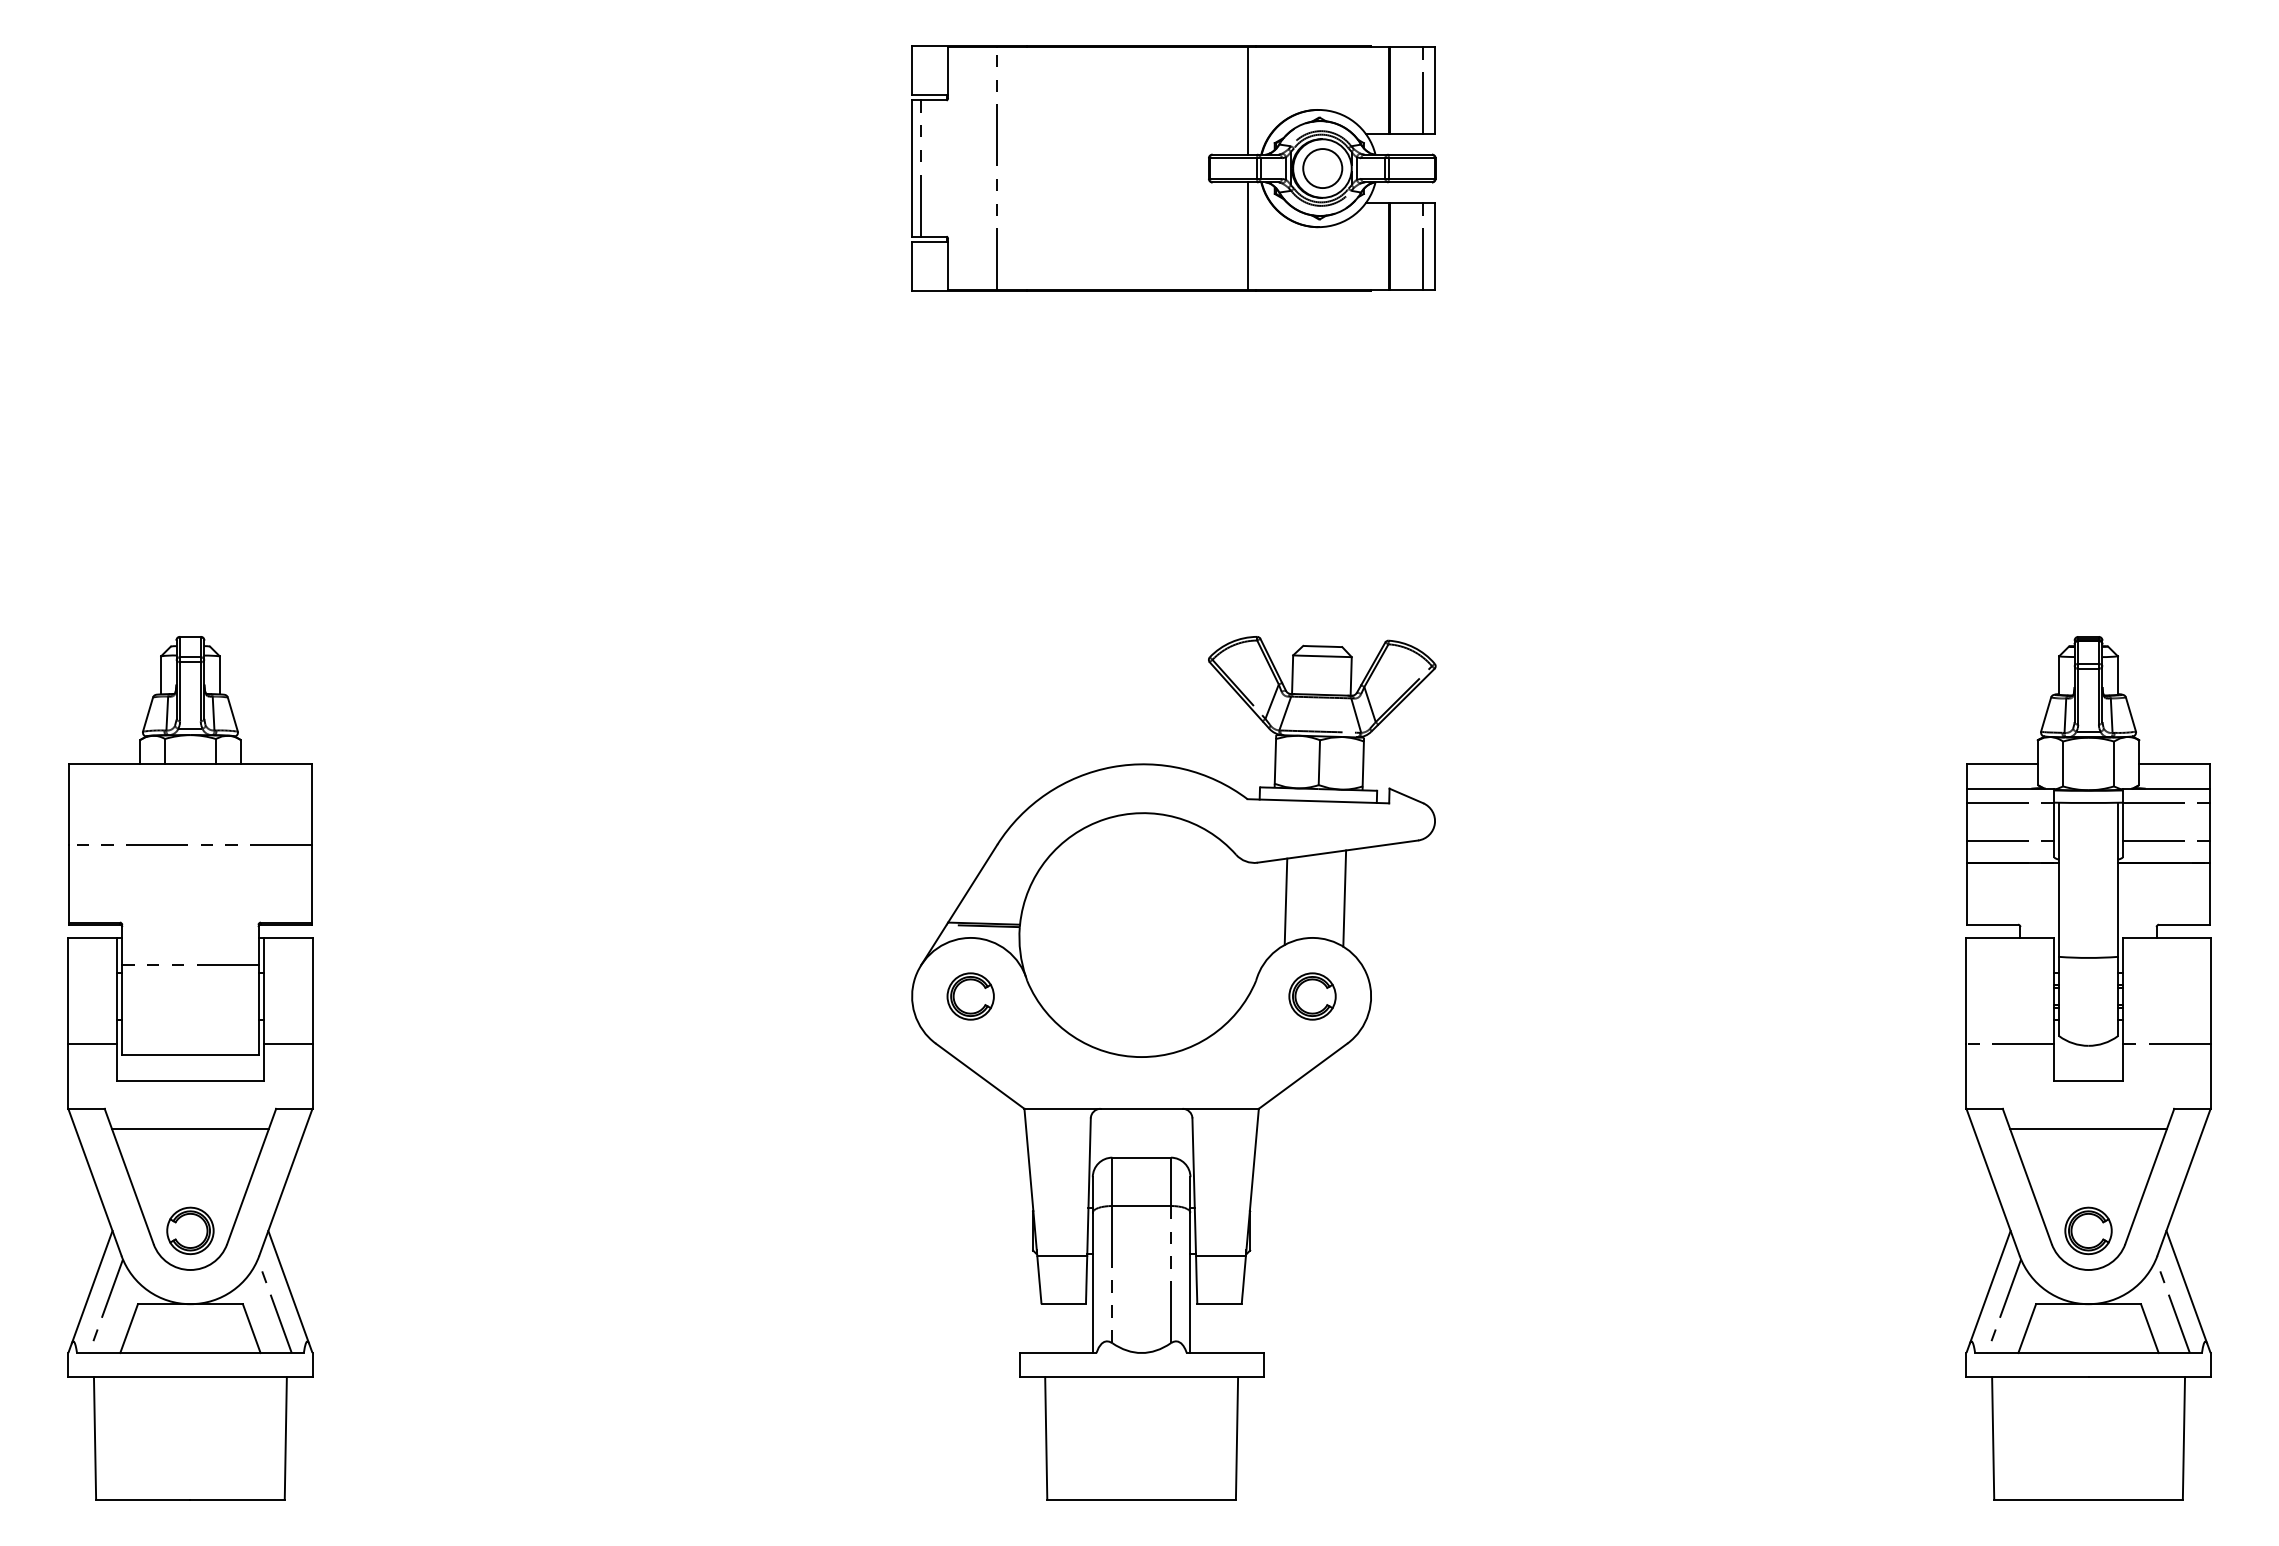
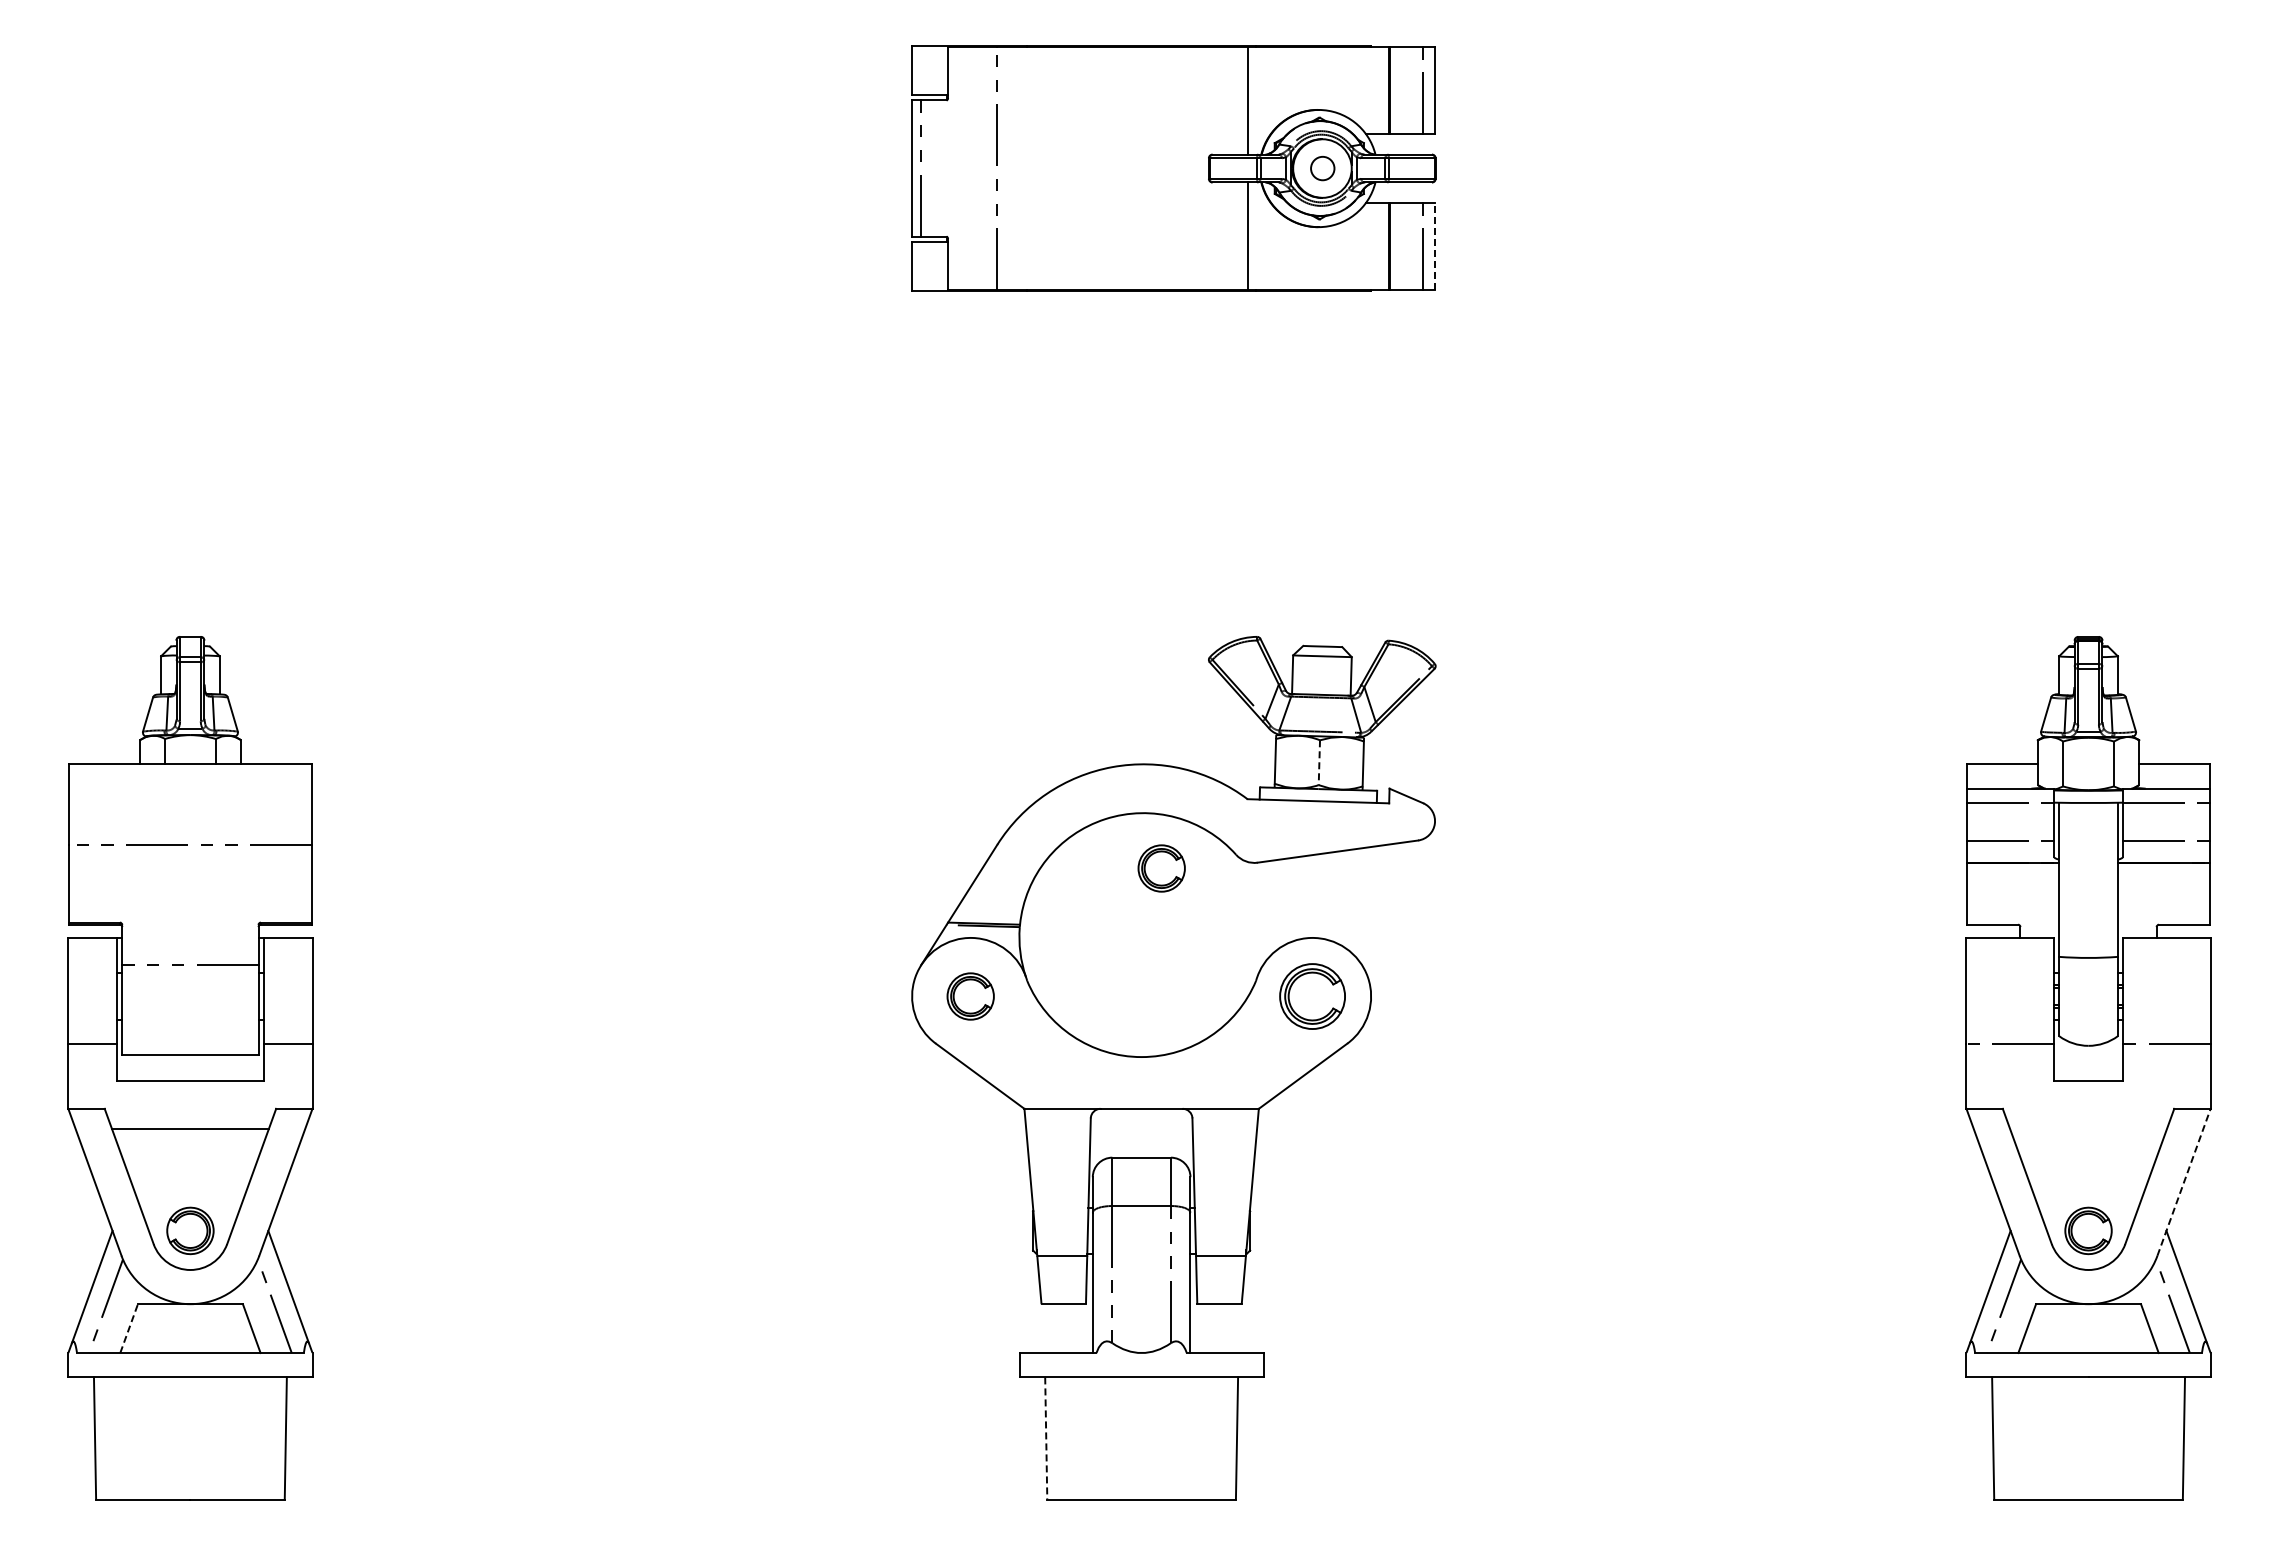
circle diameter: 39 px -> 23 px (1322, 168)
line: solid -> dashed (1435, 246)
line: solid -> dashed (1319, 763)
part: none -> present (1161, 868)
line: present -> none (1344, 898)
line: present -> none (1285, 901)
part size: 49x49 px -> 67x67 px (1312, 996)
line: present -> none (2088, 1128)
line: solid -> dashed (2184, 1181)
line: solid -> dashed (129, 1328)
line: solid -> dashed (1046, 1438)
